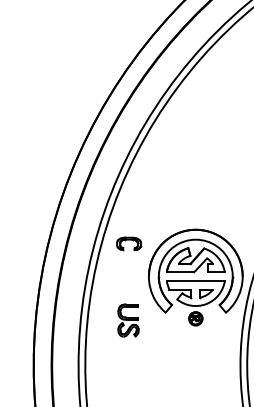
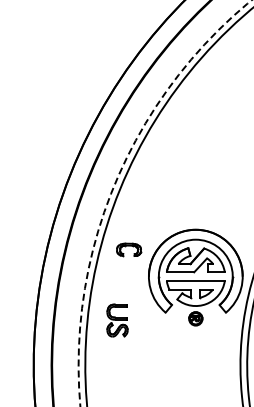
arc: solid -> dashed (115, 182)
part position: (129, 243) -> (129, 249) (129, 249)
part position: (128, 320) -> (117, 320) (117, 320)
